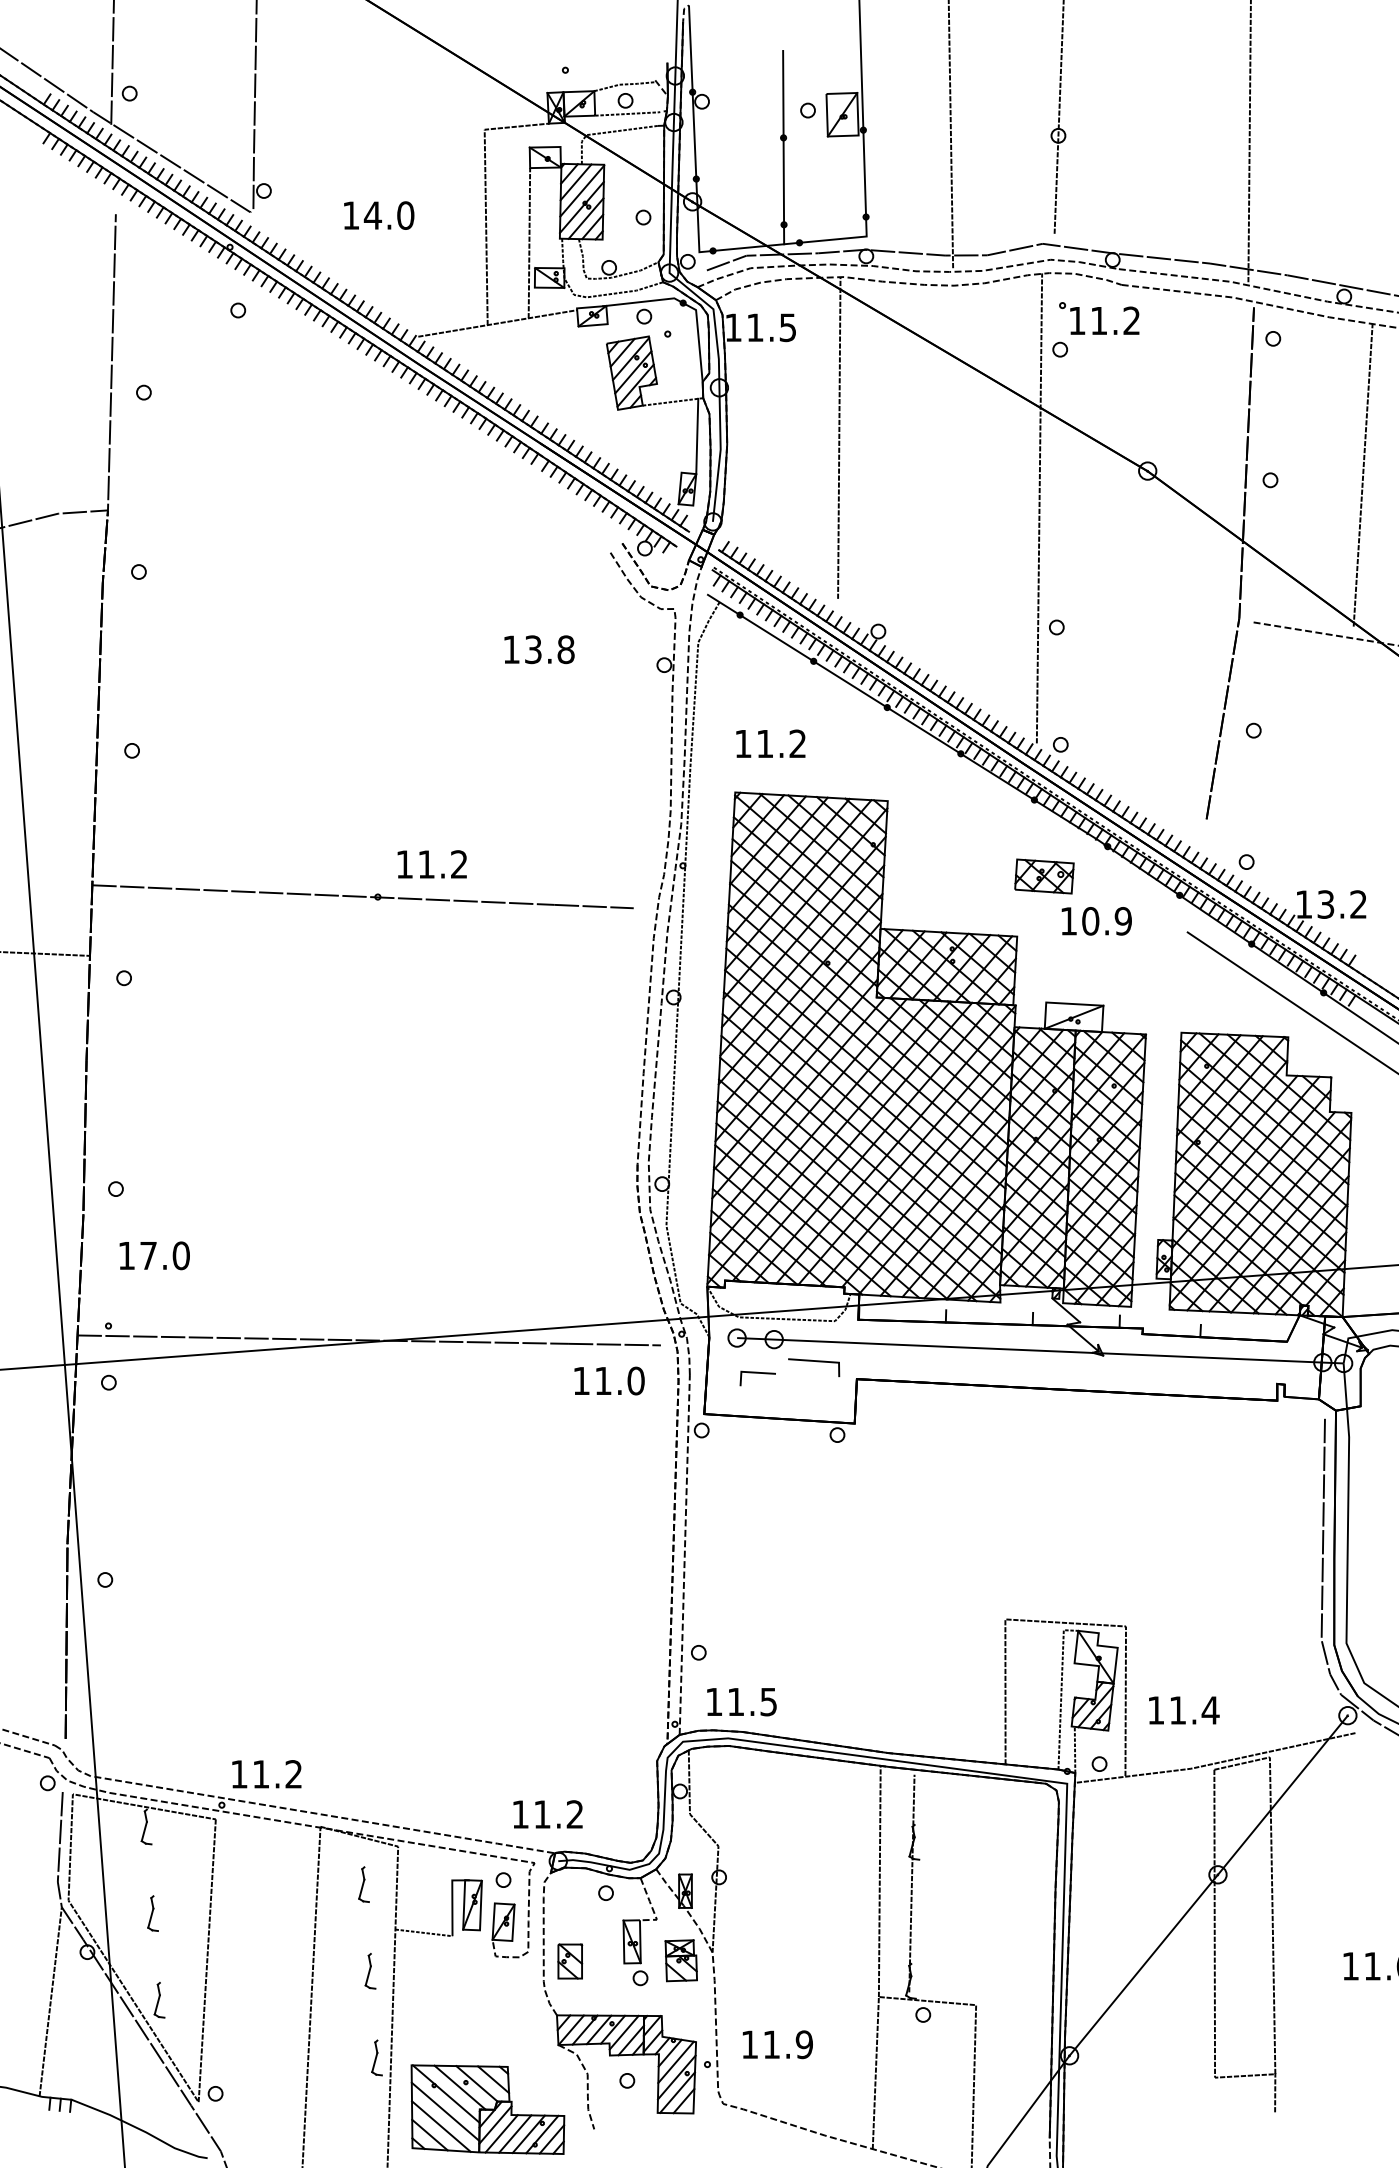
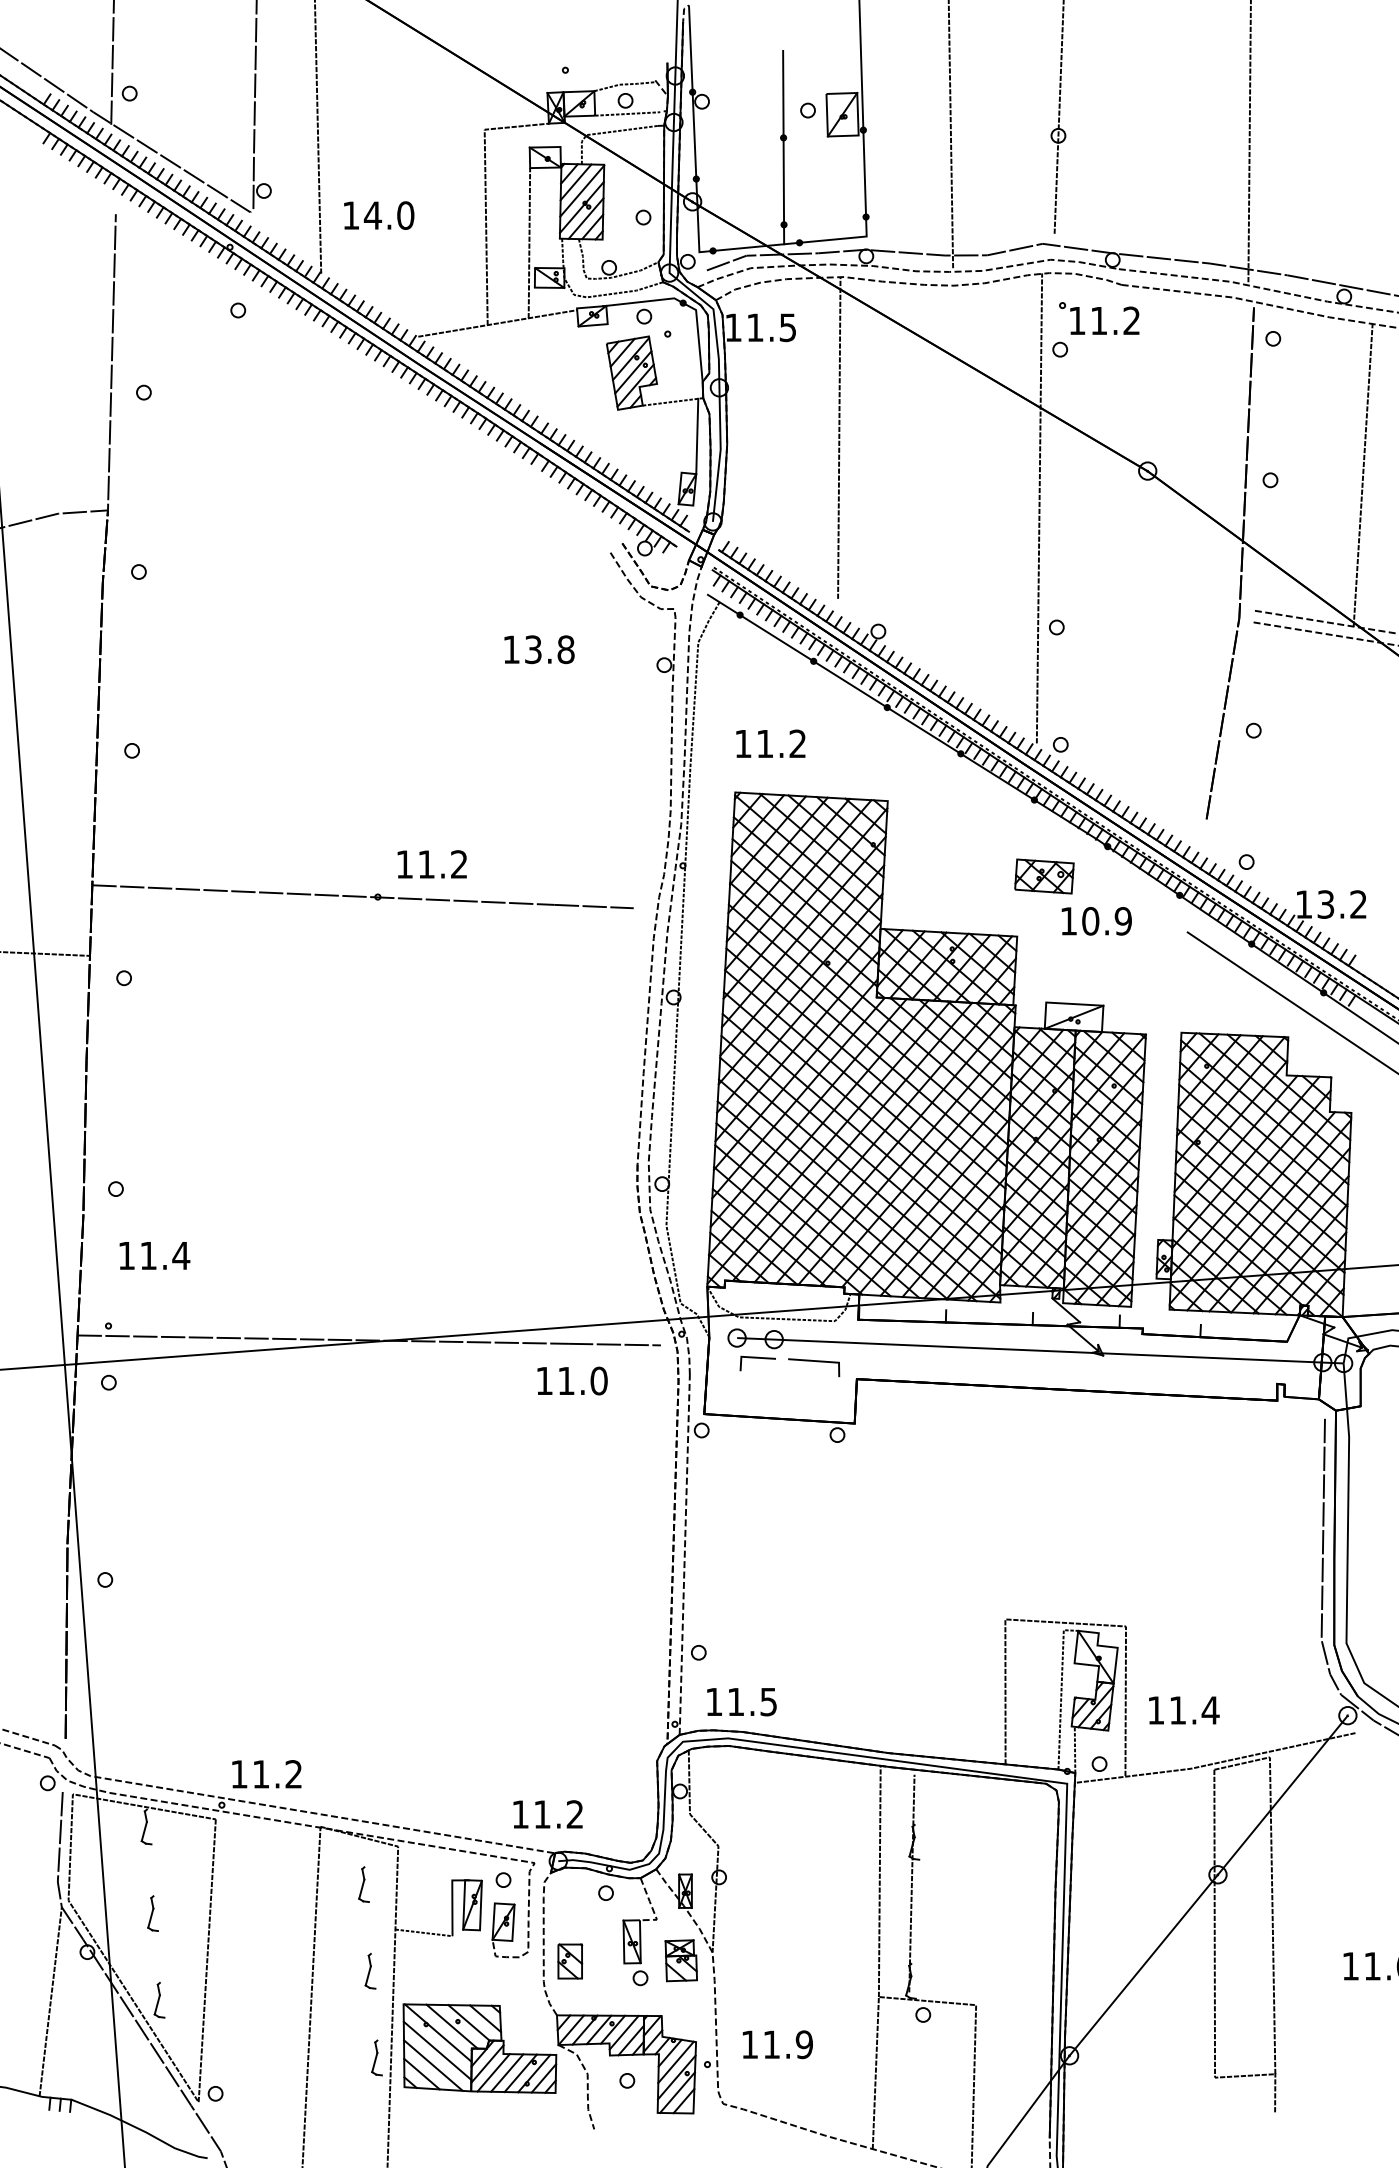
line: none -> present (317, 137)
line: none -> present (1324, 621)
text: 17.0 -> 11.4 (165, 1255)
line position: (757, 1373) -> (757, 1358) (757, 1358)
text position: (609, 1380) -> (572, 1380) (572, 1380)
part position: (487, 2109) -> (479, 2048) (479, 2048)
